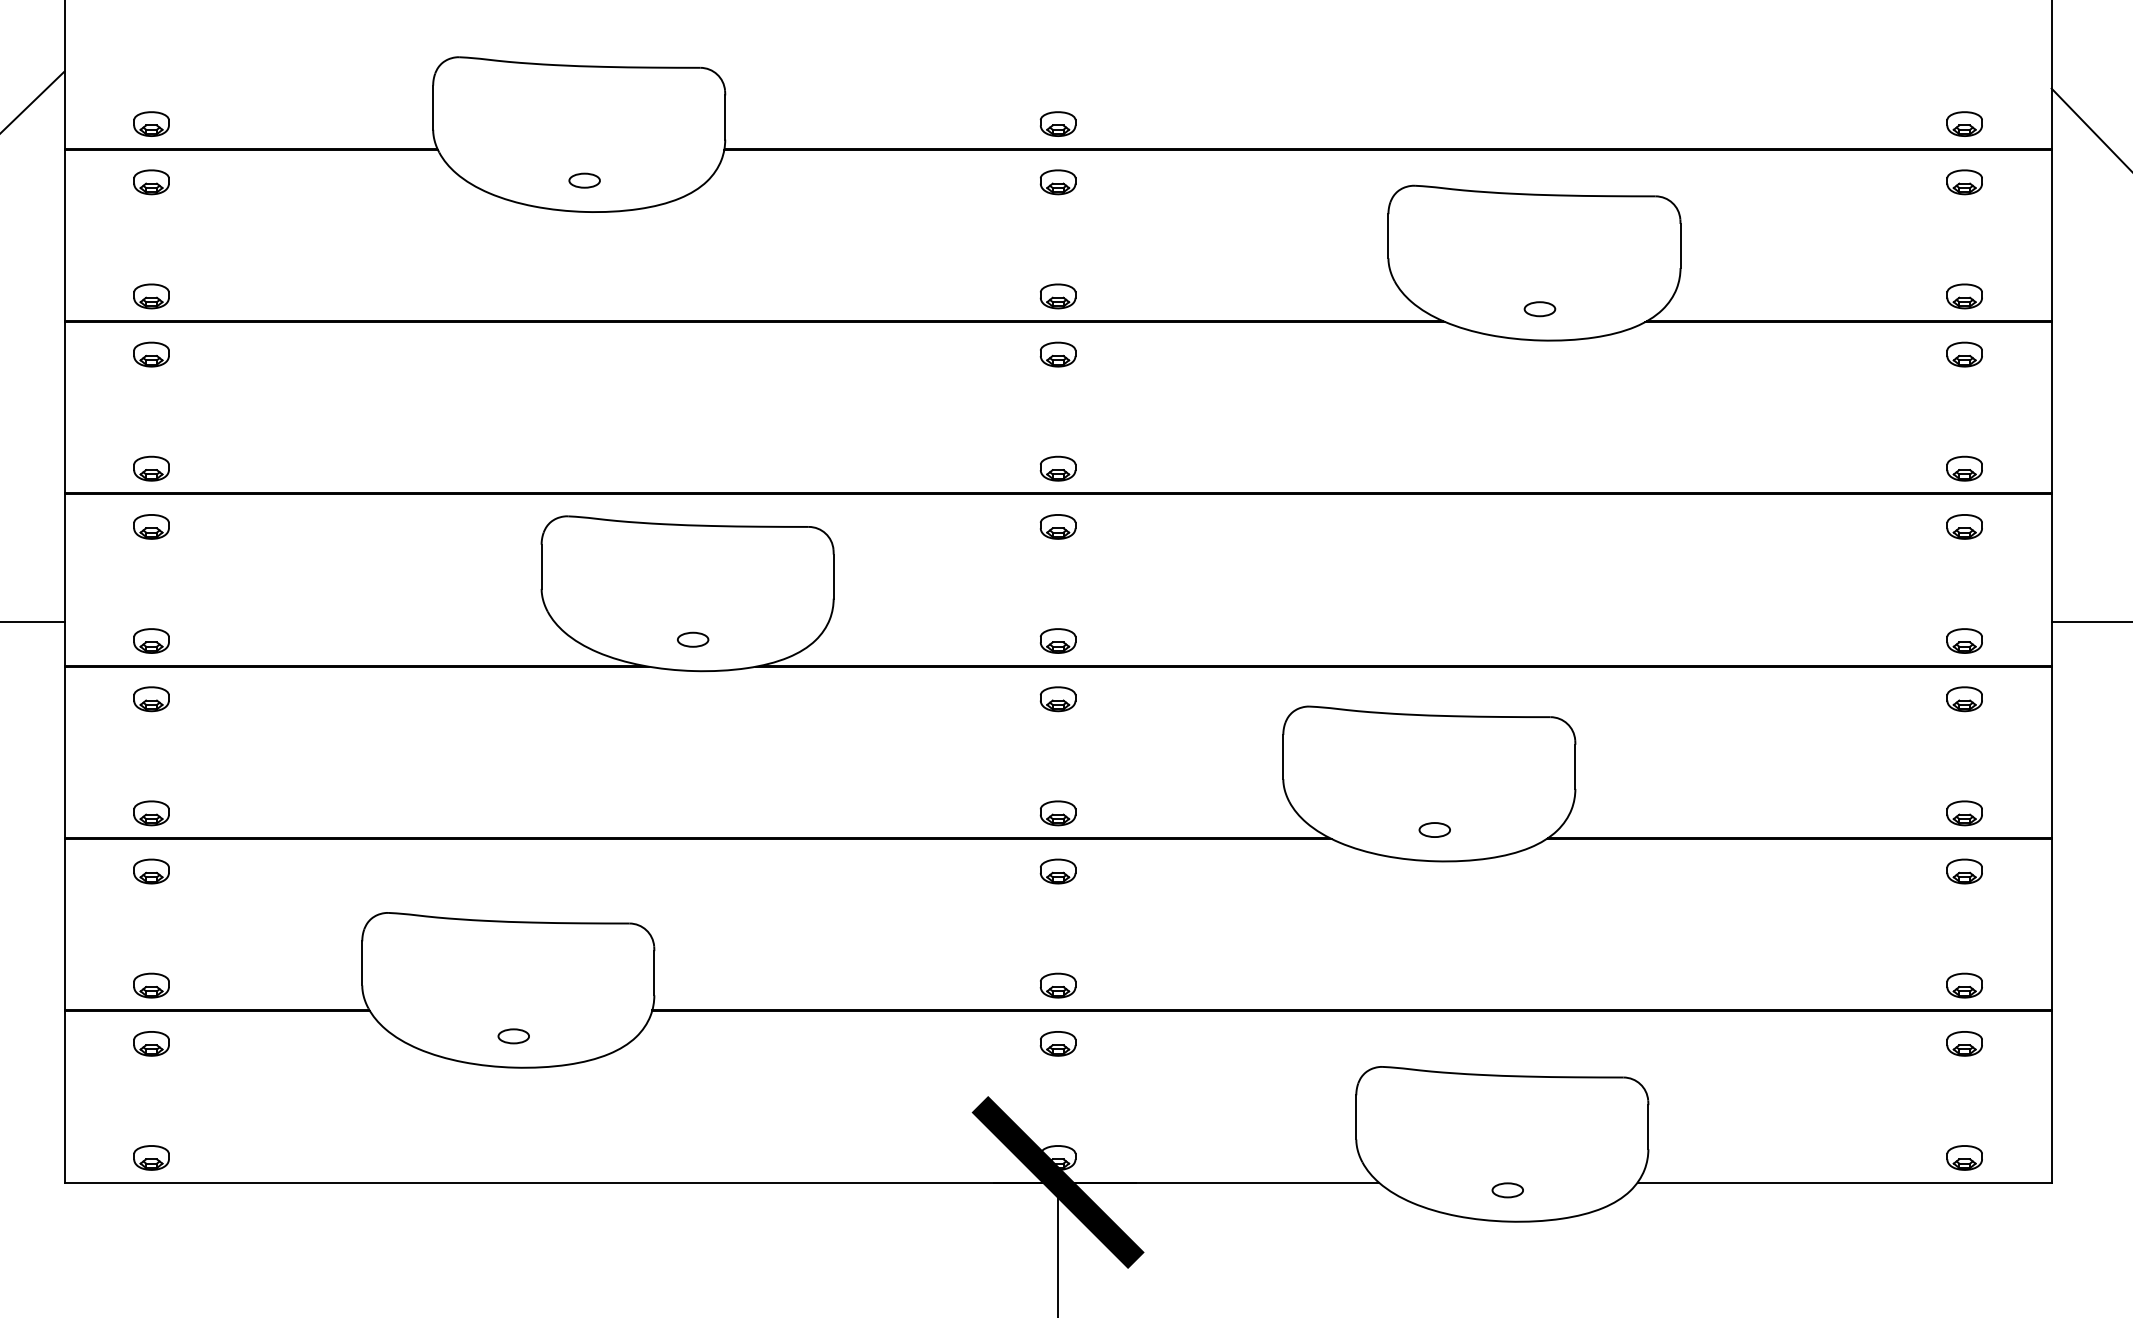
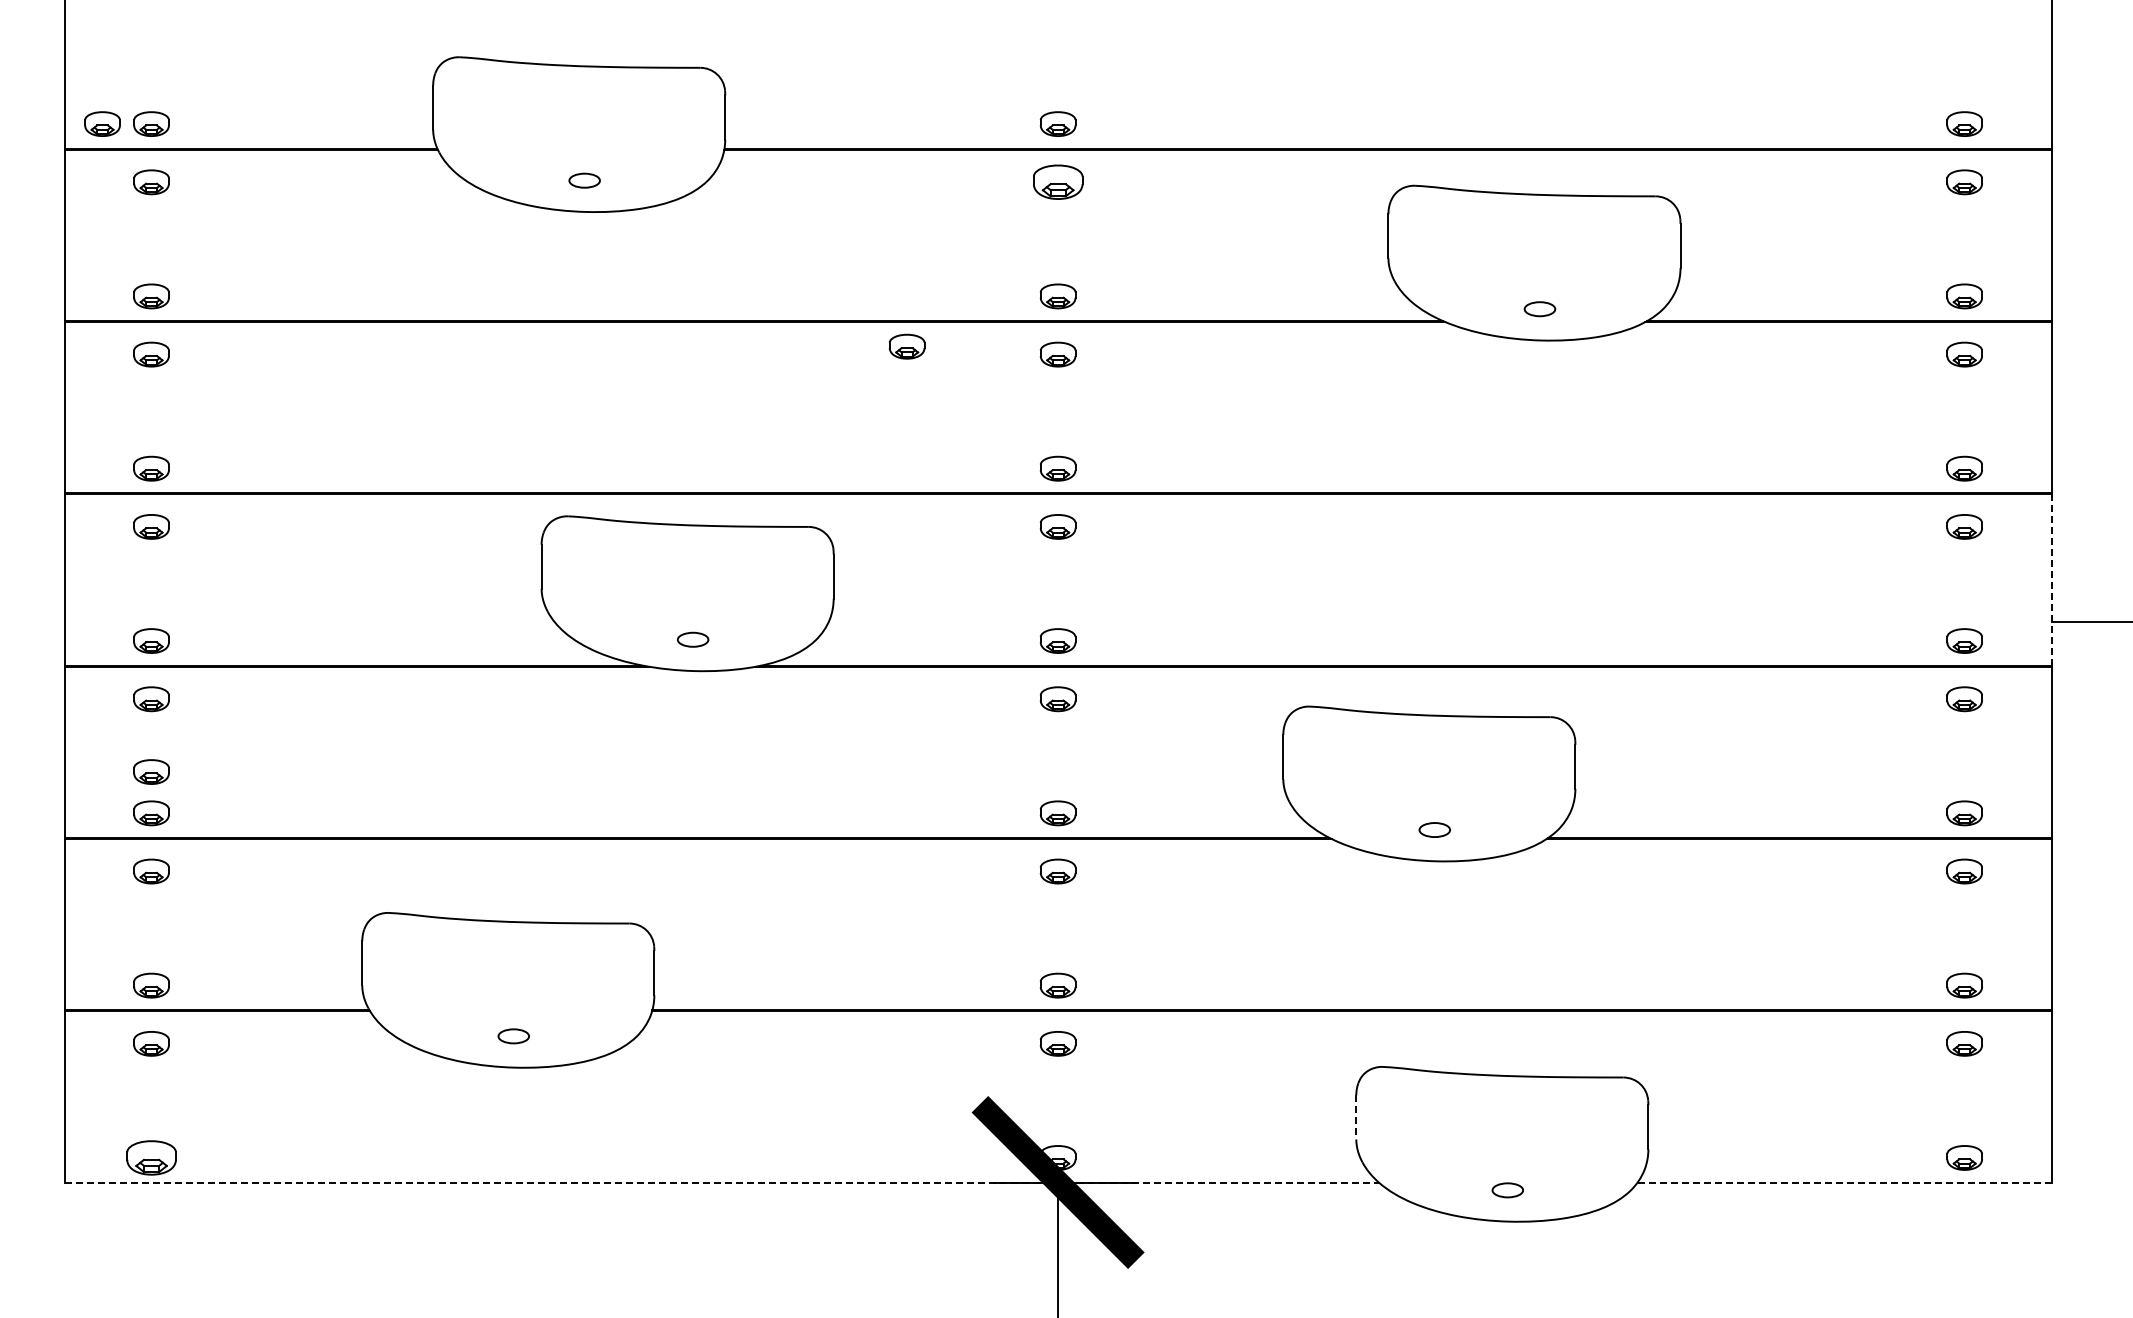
line: present -> none (33, 101)
part: none -> present (102, 123)
line: present -> none (2090, 128)
part size: 38x27 px -> 51x36 px (1058, 181)
part: none -> present (906, 346)
line: solid -> dashed (2051, 579)
line: present -> none (33, 622)
part: none -> present (151, 771)
line: solid -> dashed (1356, 1117)
part size: 37x26 px -> 51x36 px (151, 1157)
line: solid -> dashed (722, 1182)
line: solid -> dashed (1844, 1182)
